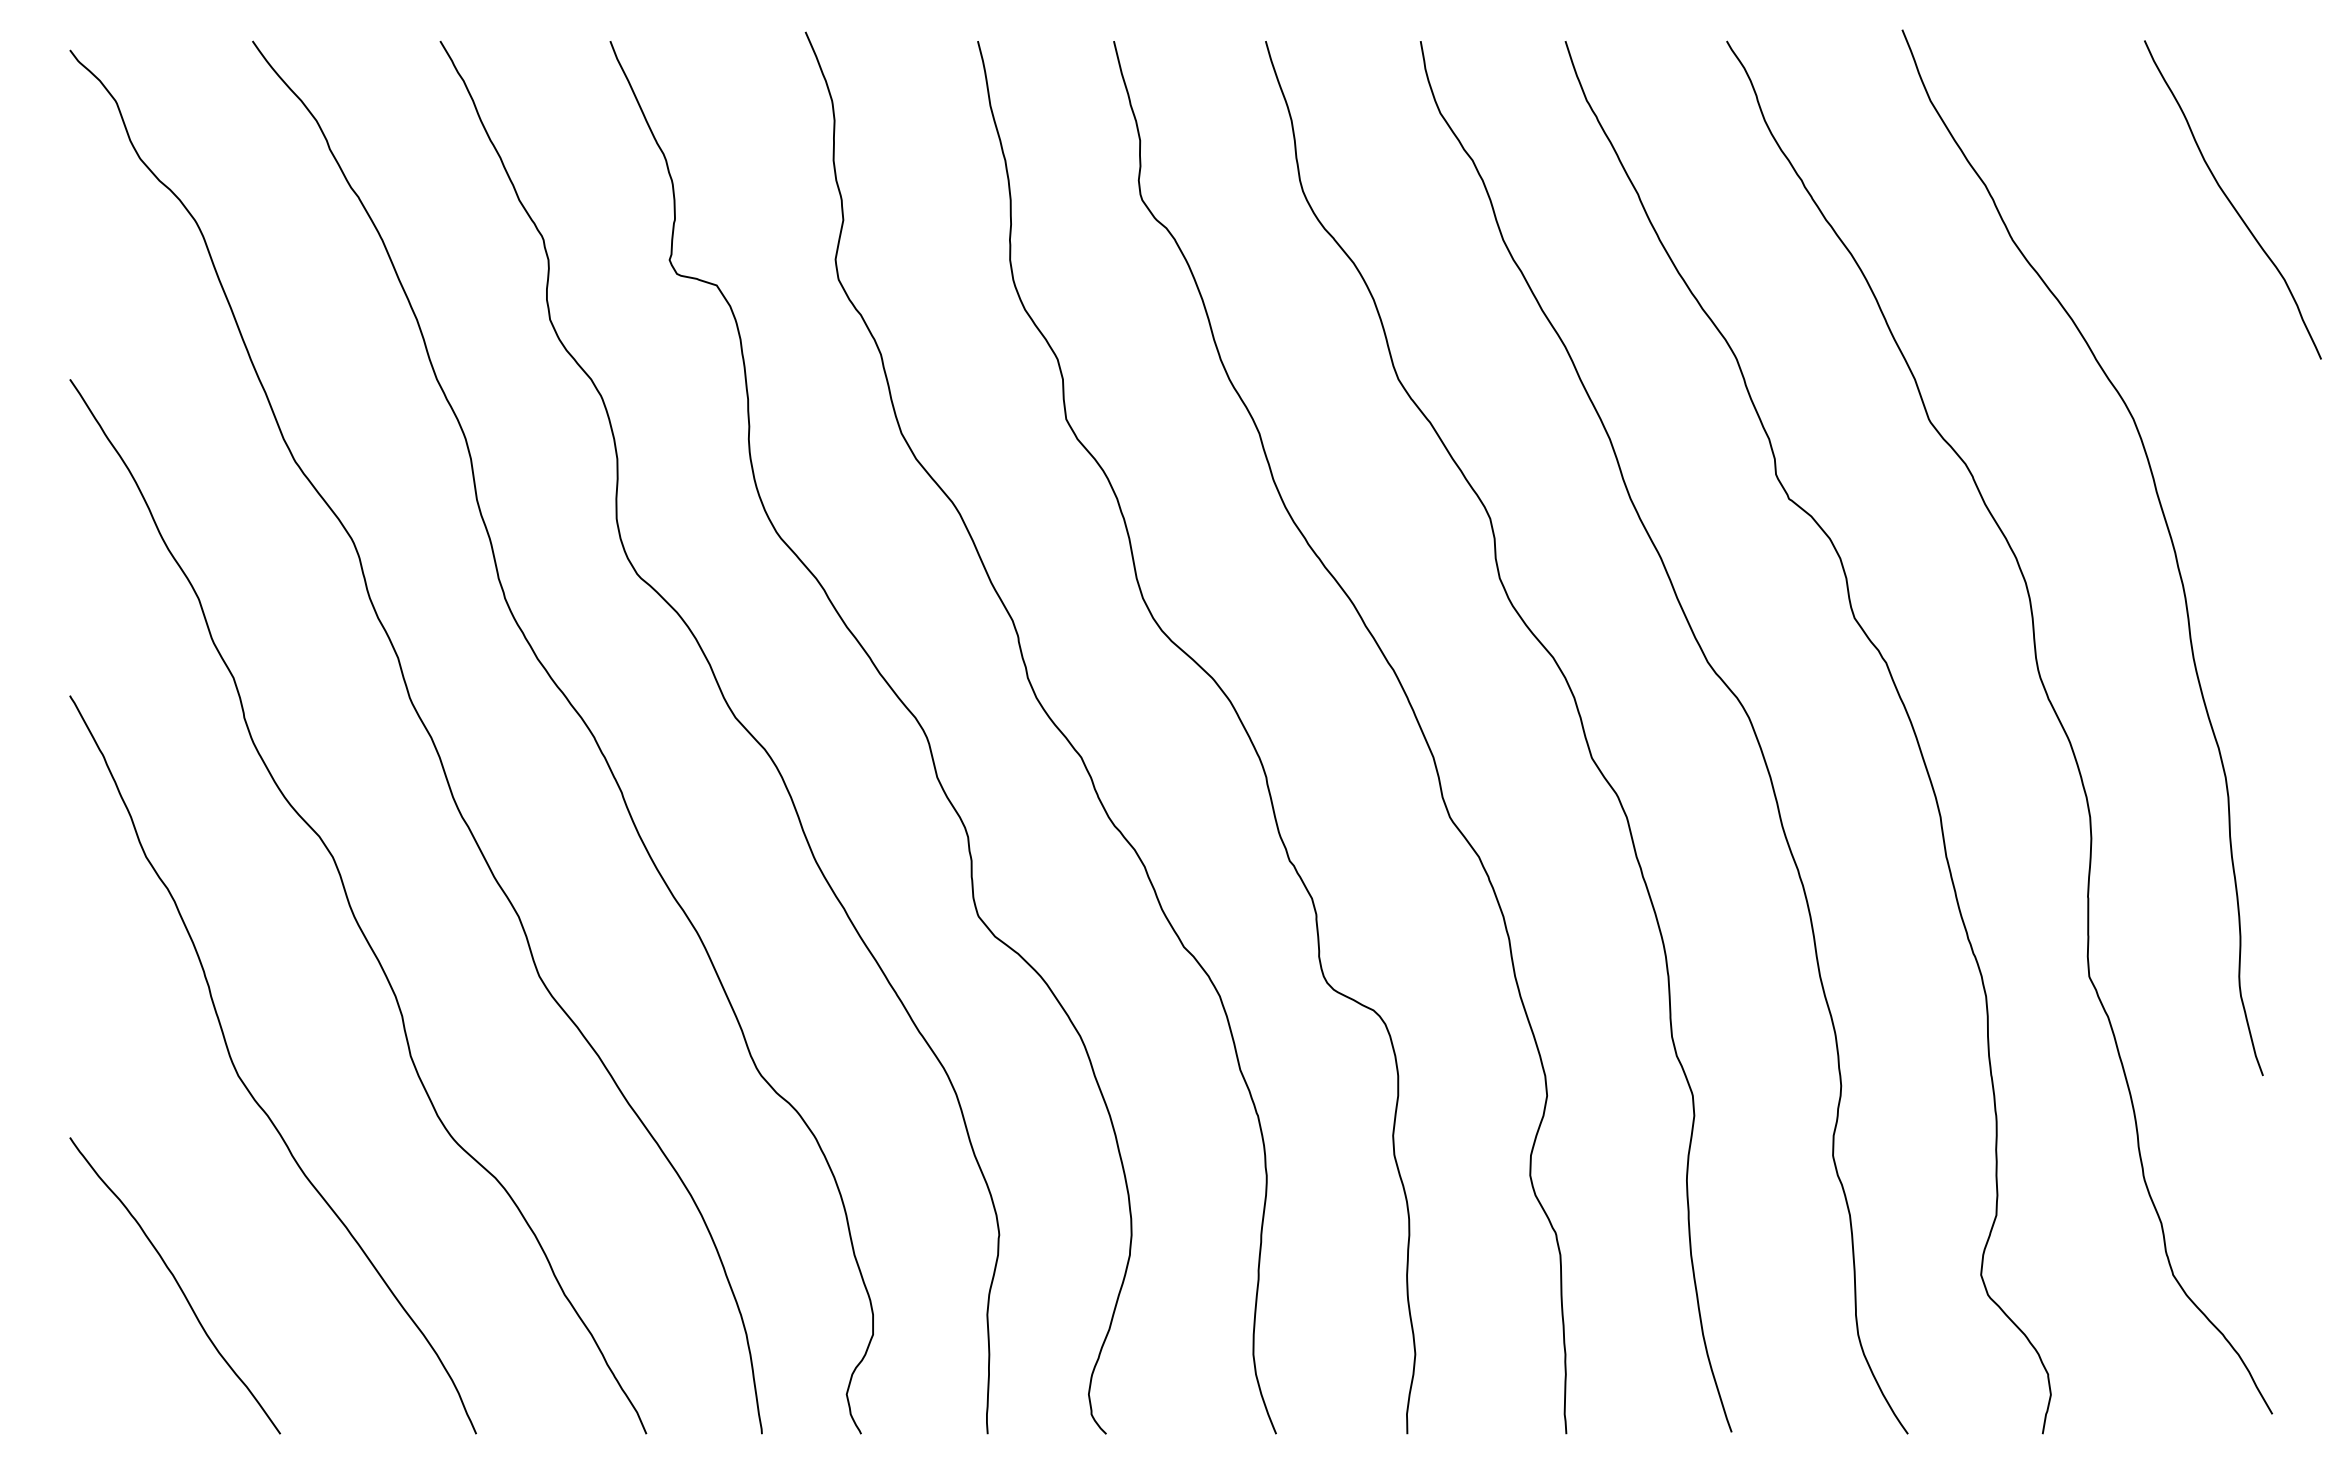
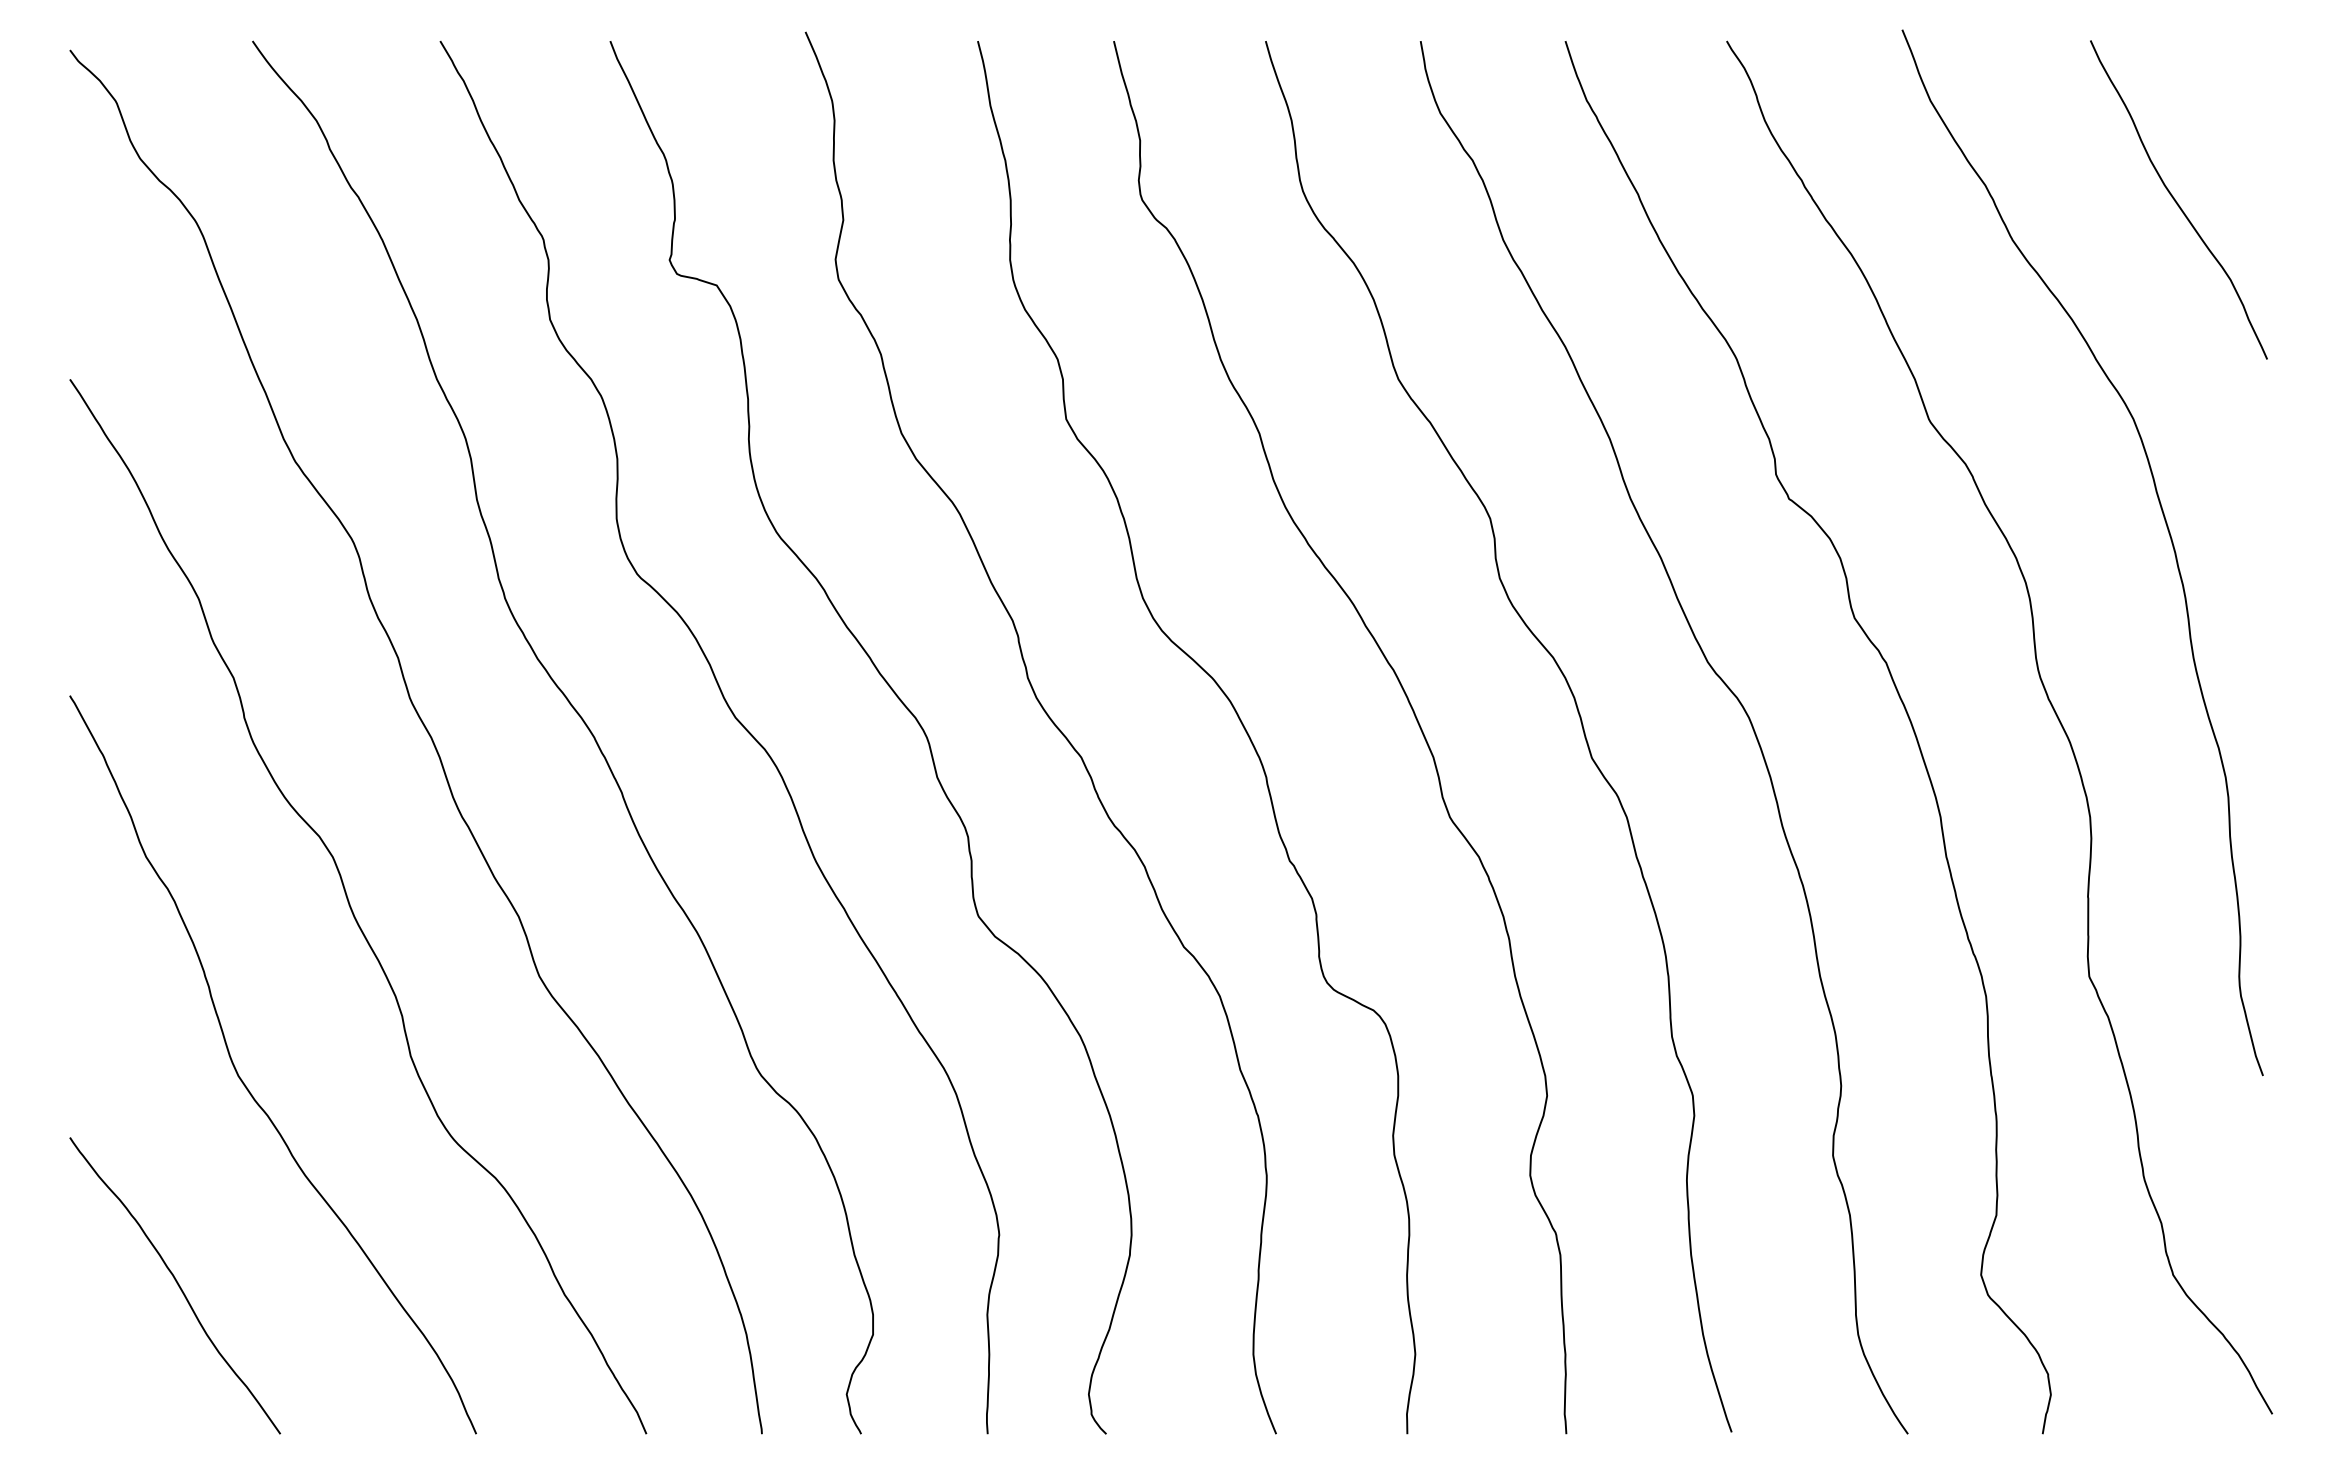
curve position: (2230, 200) -> (2176, 200) (2176, 200)
